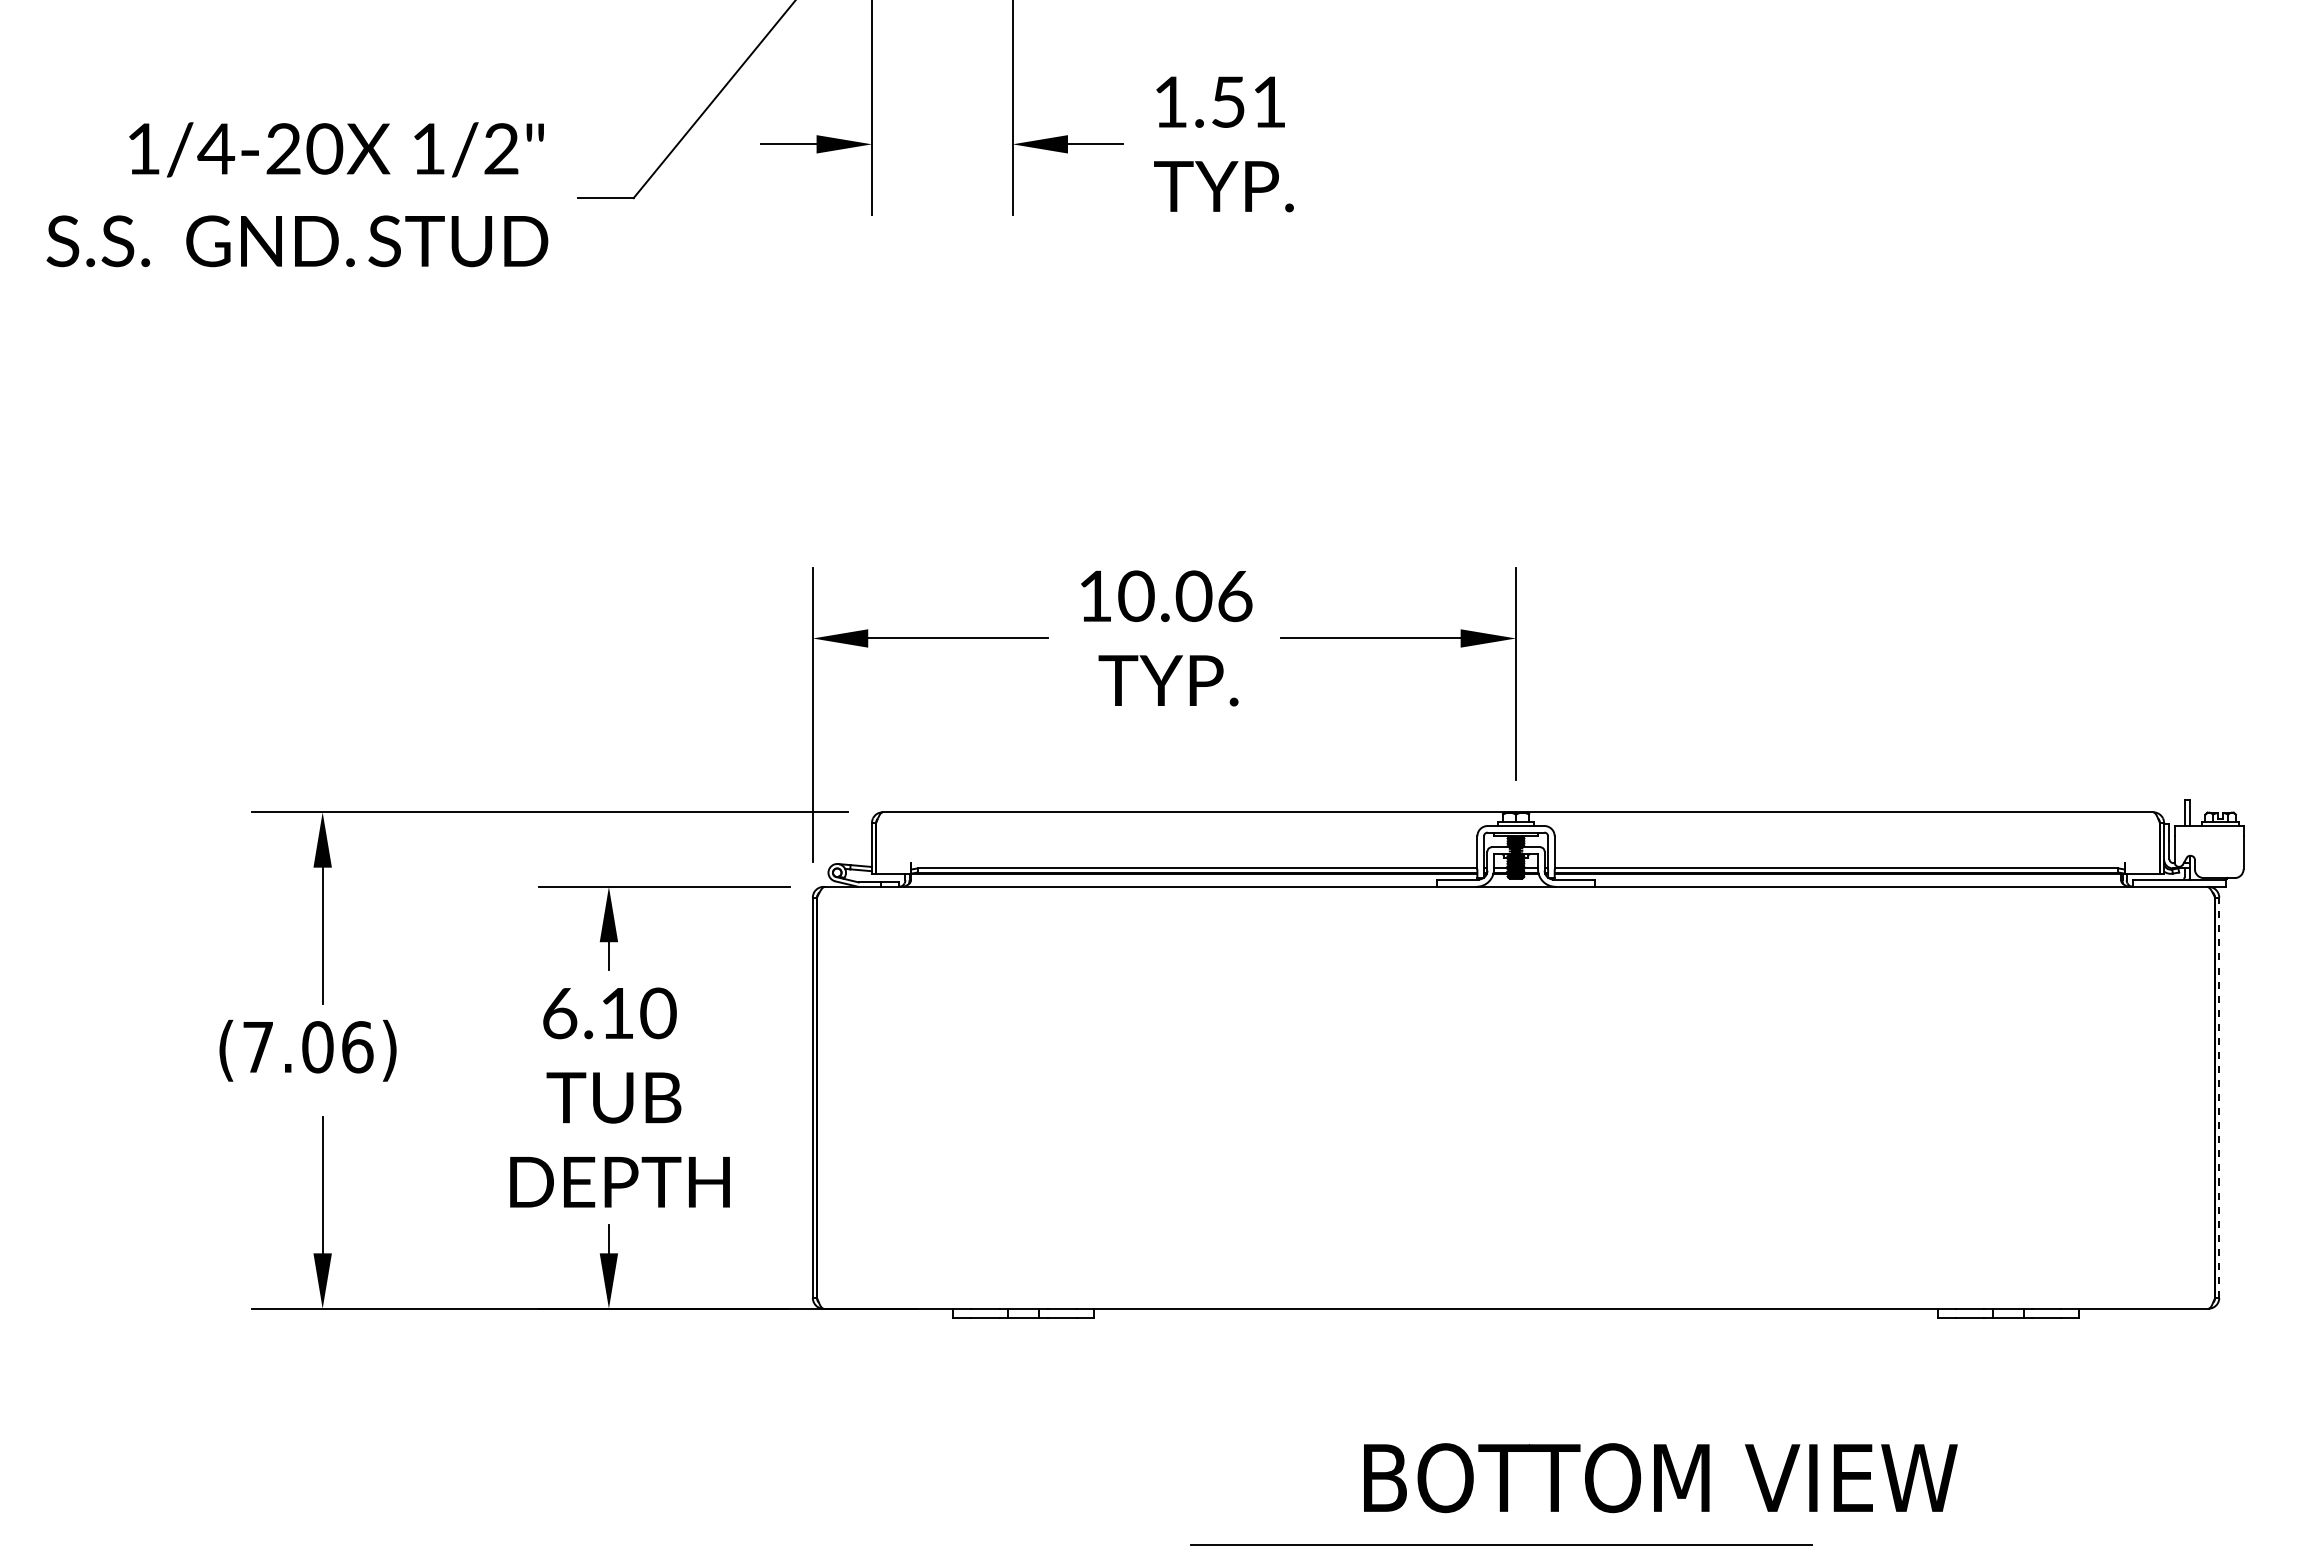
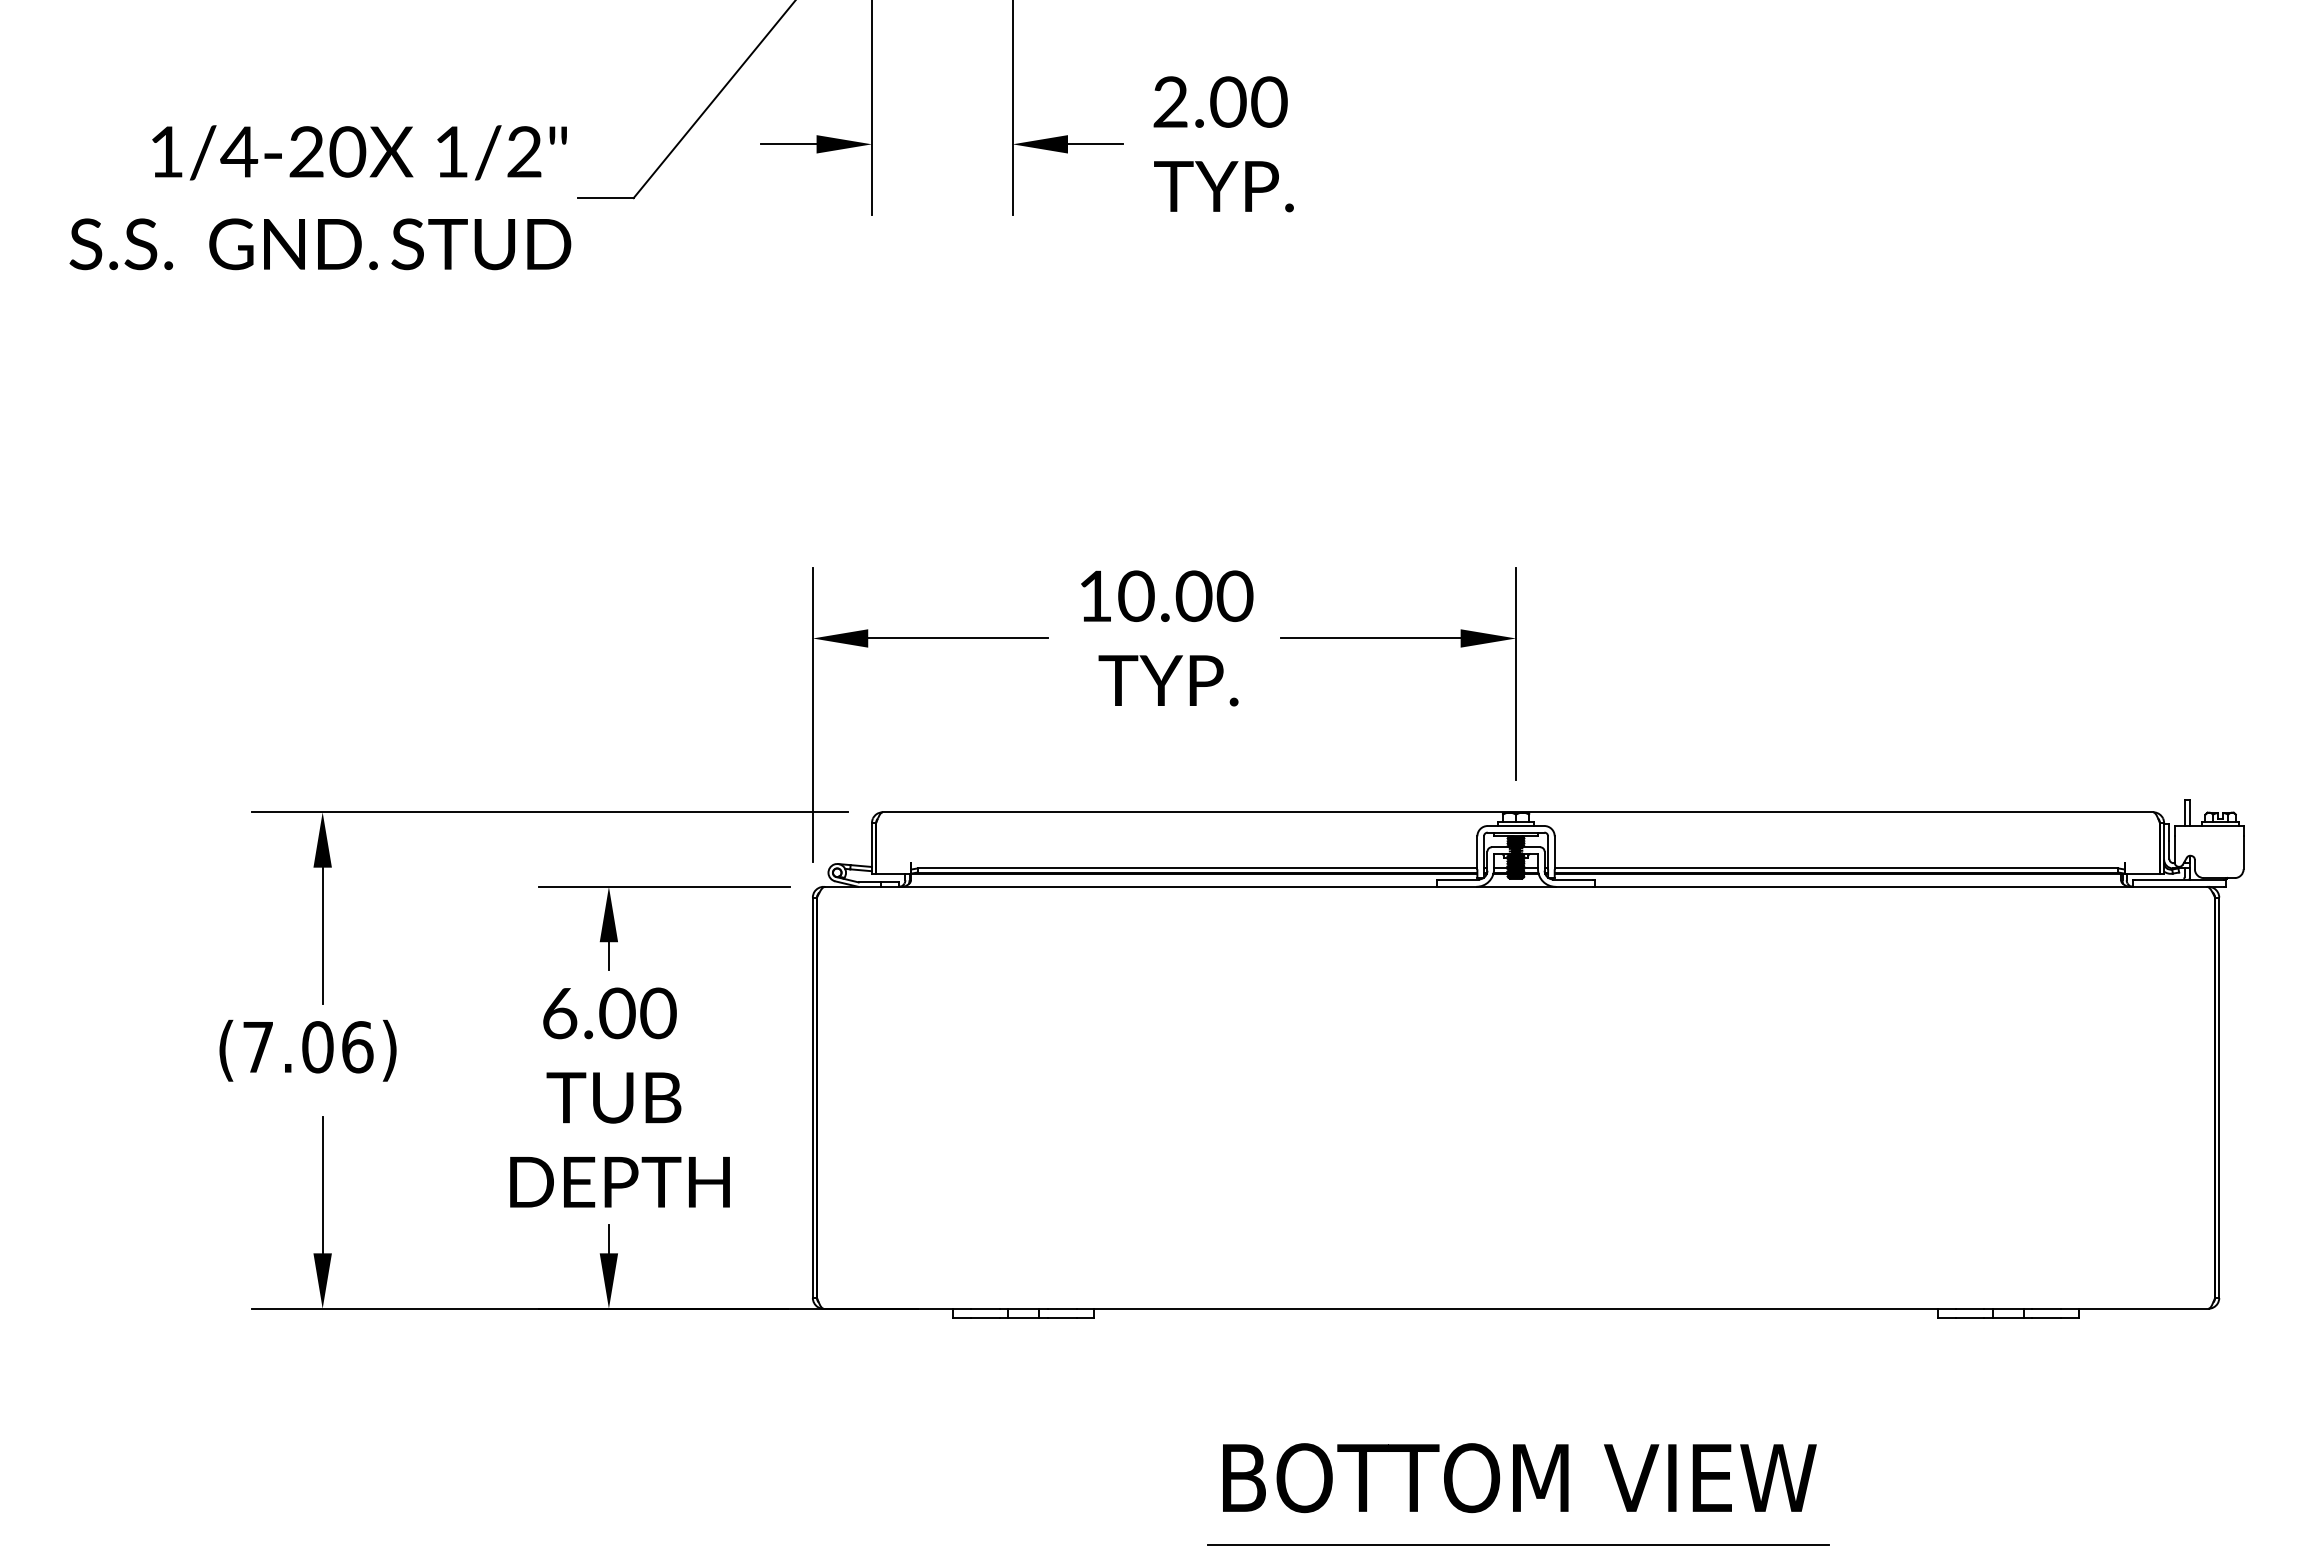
text: 1.51 -> 2.00 (1220, 101)
text position: (297, 194) -> (320, 197) (320, 197)
text: 10.06 -> 10.00 (1234, 595)
text: 6.10 -> 6.00 (617, 1013)
line: dashed -> solid (2219, 1097)
text position: (1660, 1478) -> (1519, 1478) (1519, 1478)
line position: (1501, 1544) -> (1518, 1544) (1518, 1544)
